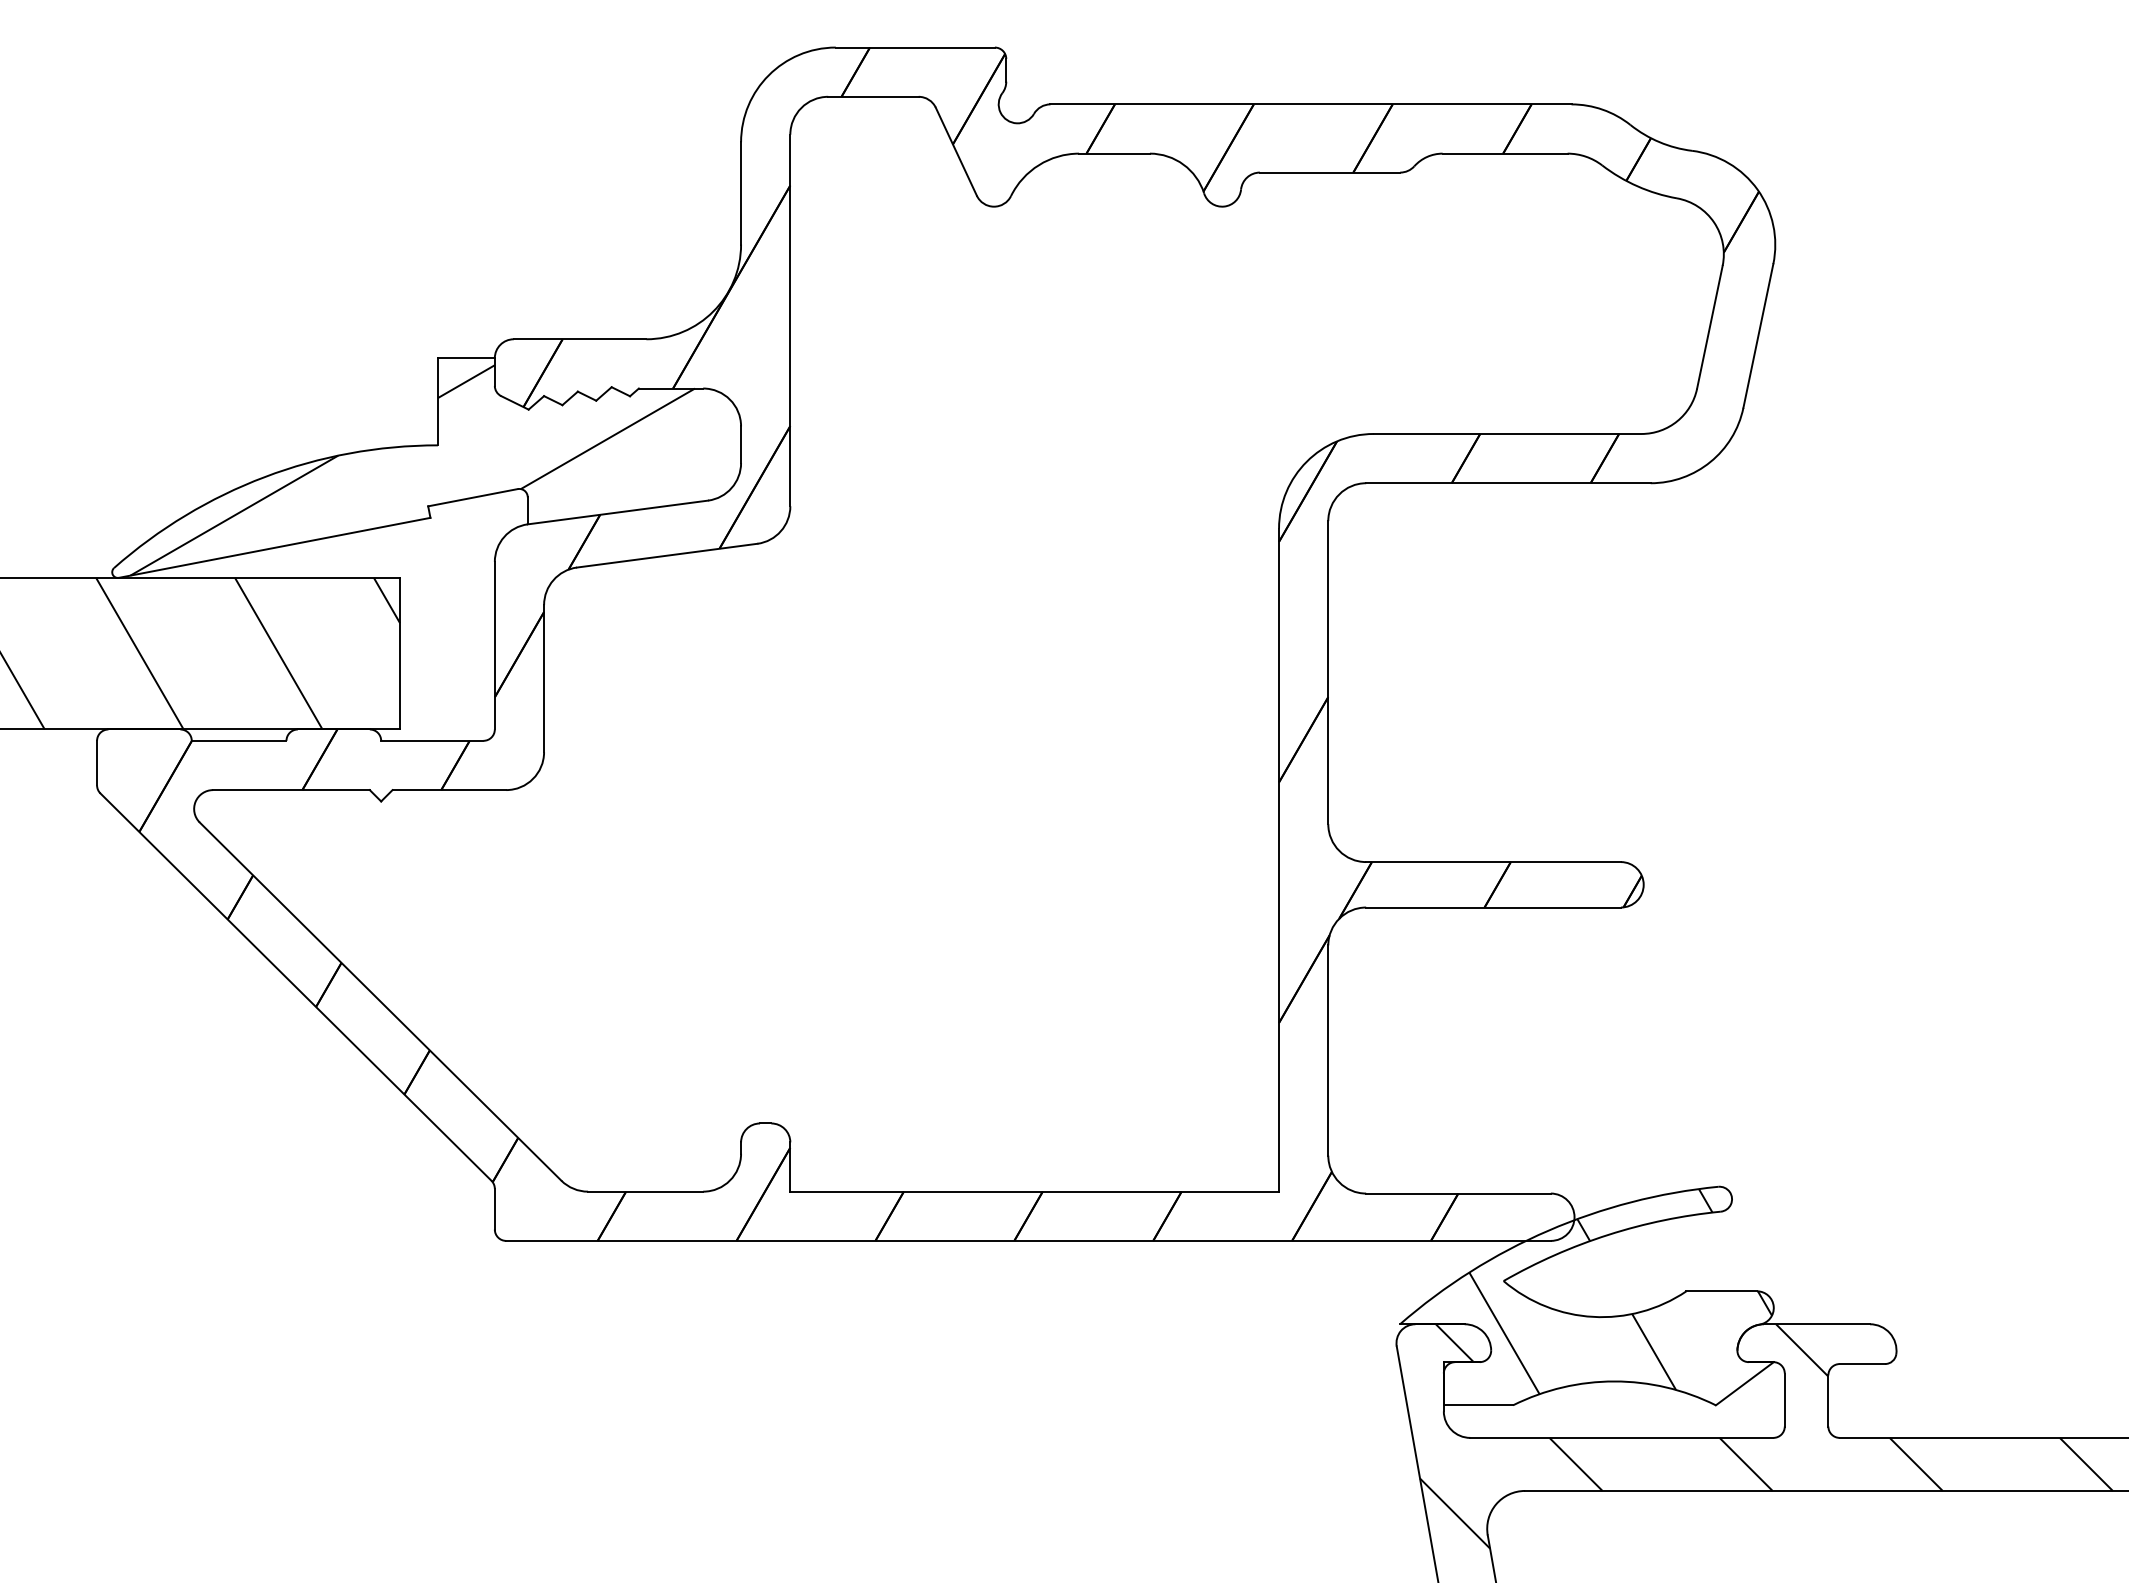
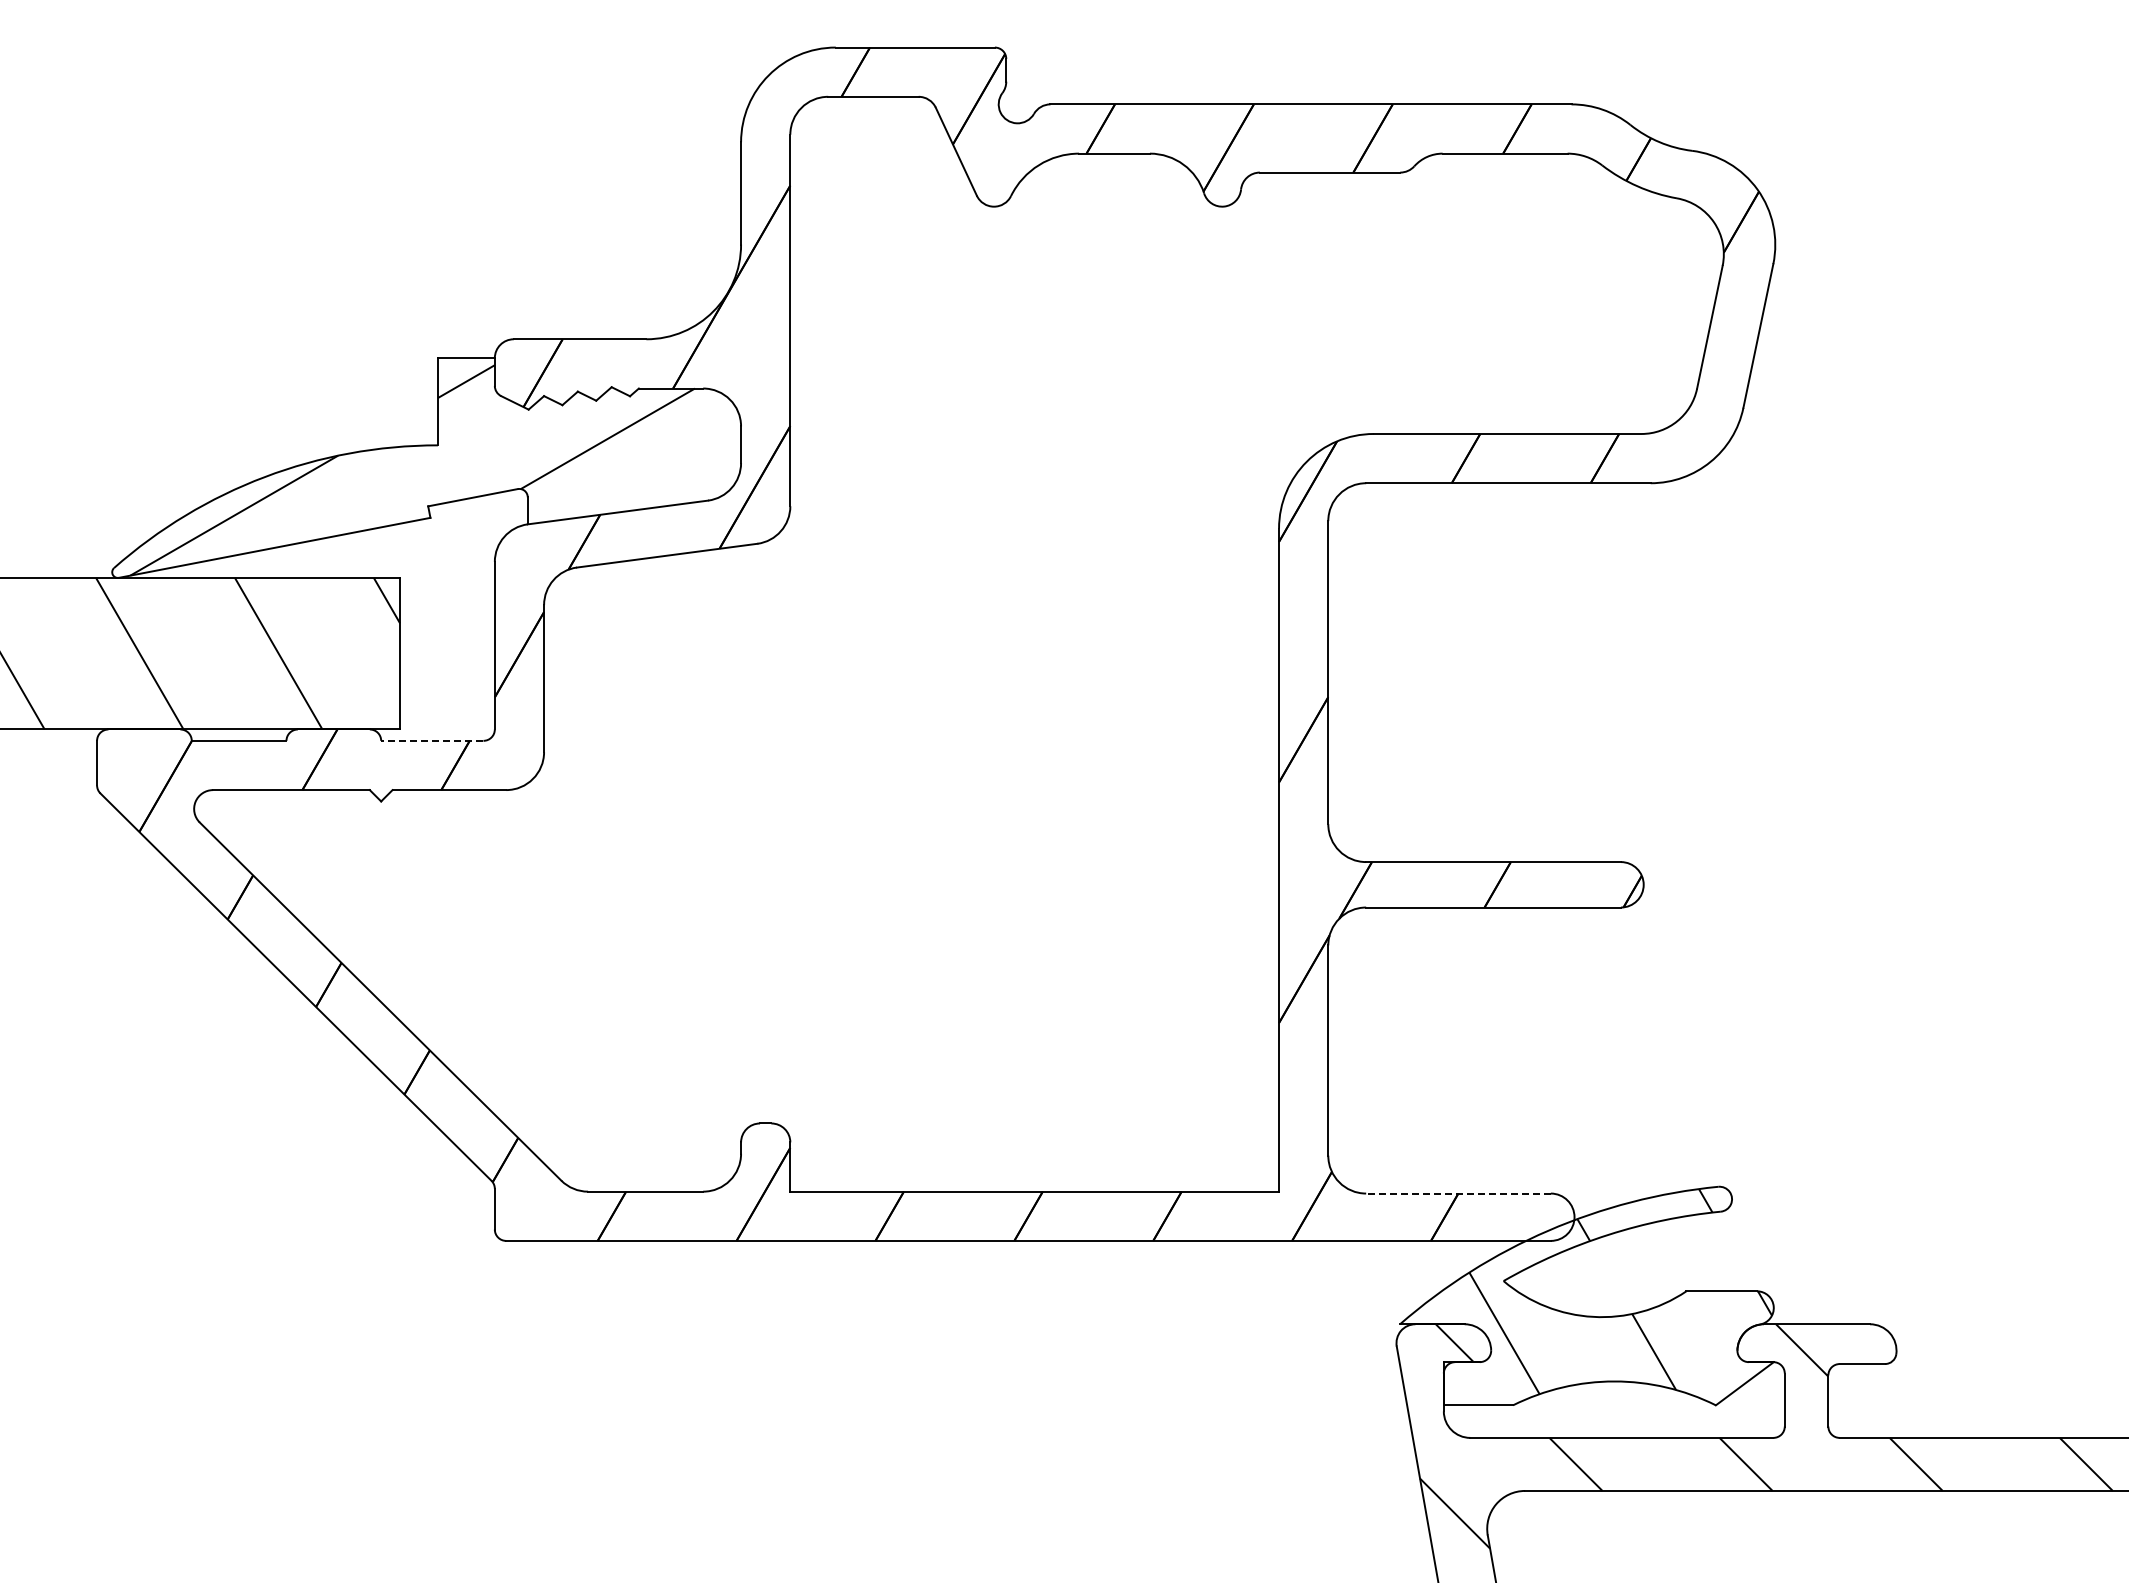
line: solid -> dashed (431, 740)
line: solid -> dashed (1458, 1193)
